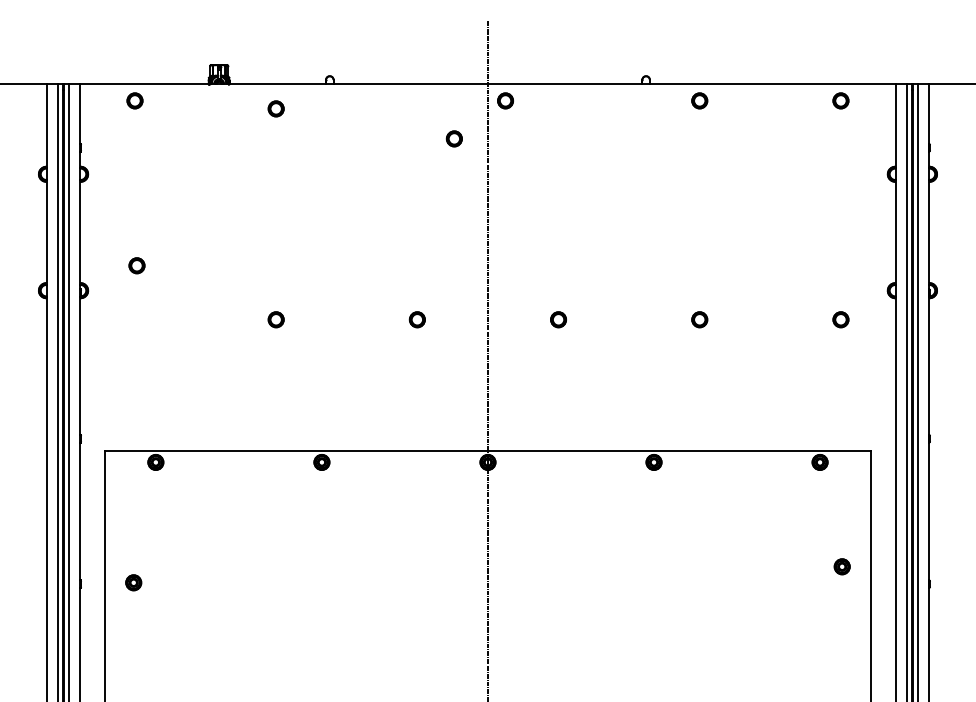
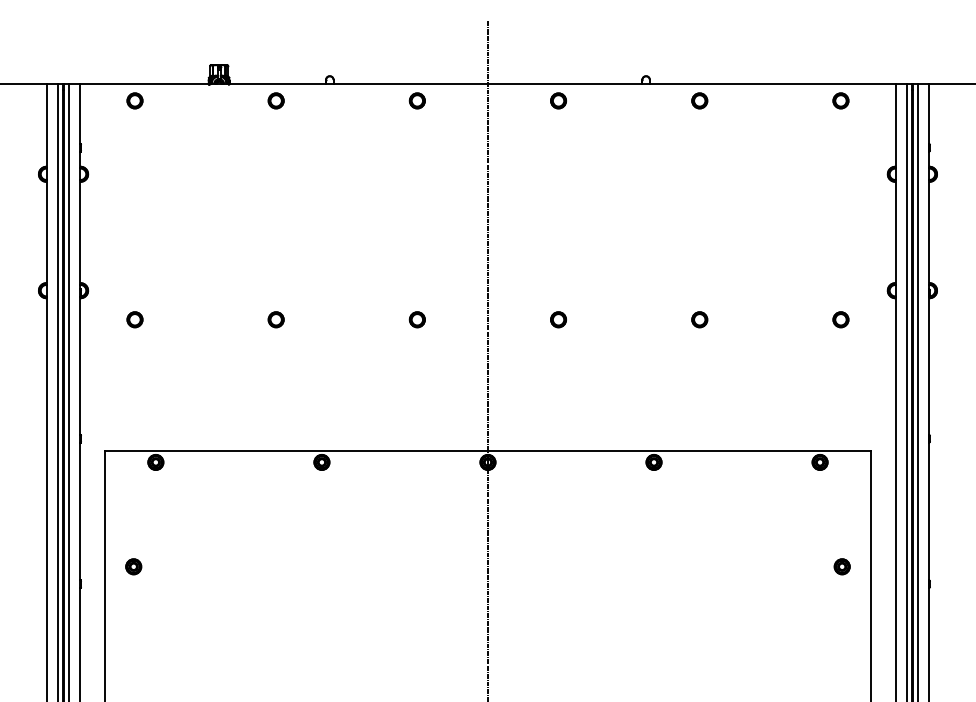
part position: (505, 100) -> (558, 100) (558, 100)
part position: (275, 108) -> (275, 100) (275, 100)
part position: (453, 138) -> (416, 100) (416, 100)
part position: (136, 265) -> (134, 319) (134, 319)
part position: (133, 582) -> (133, 566) (133, 566)
